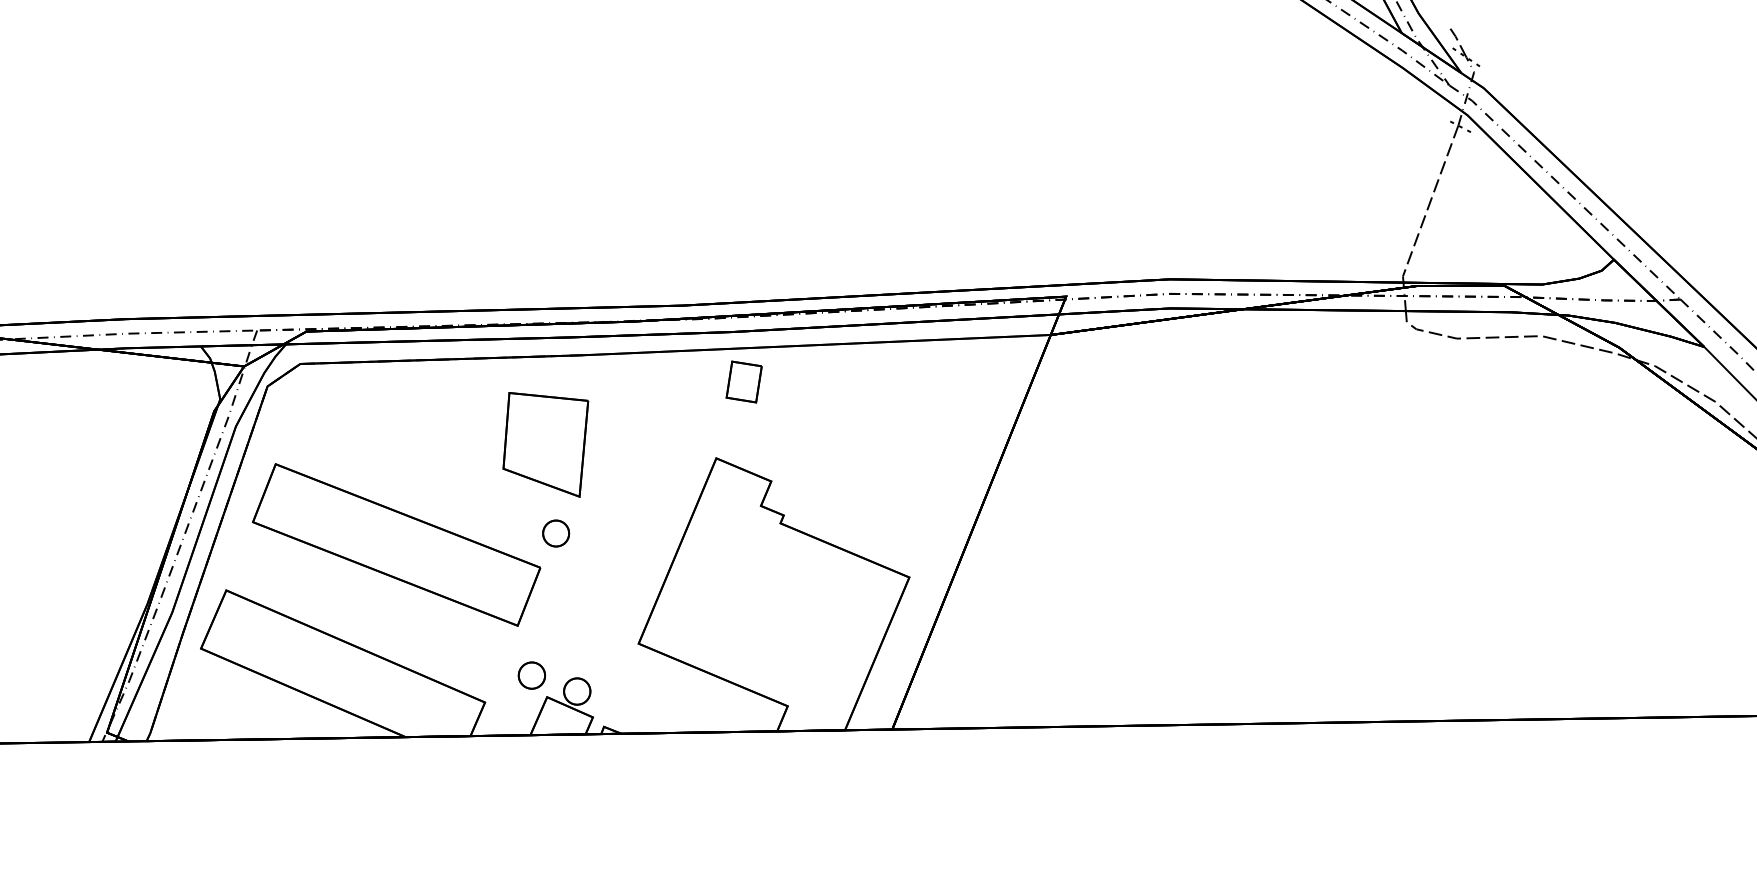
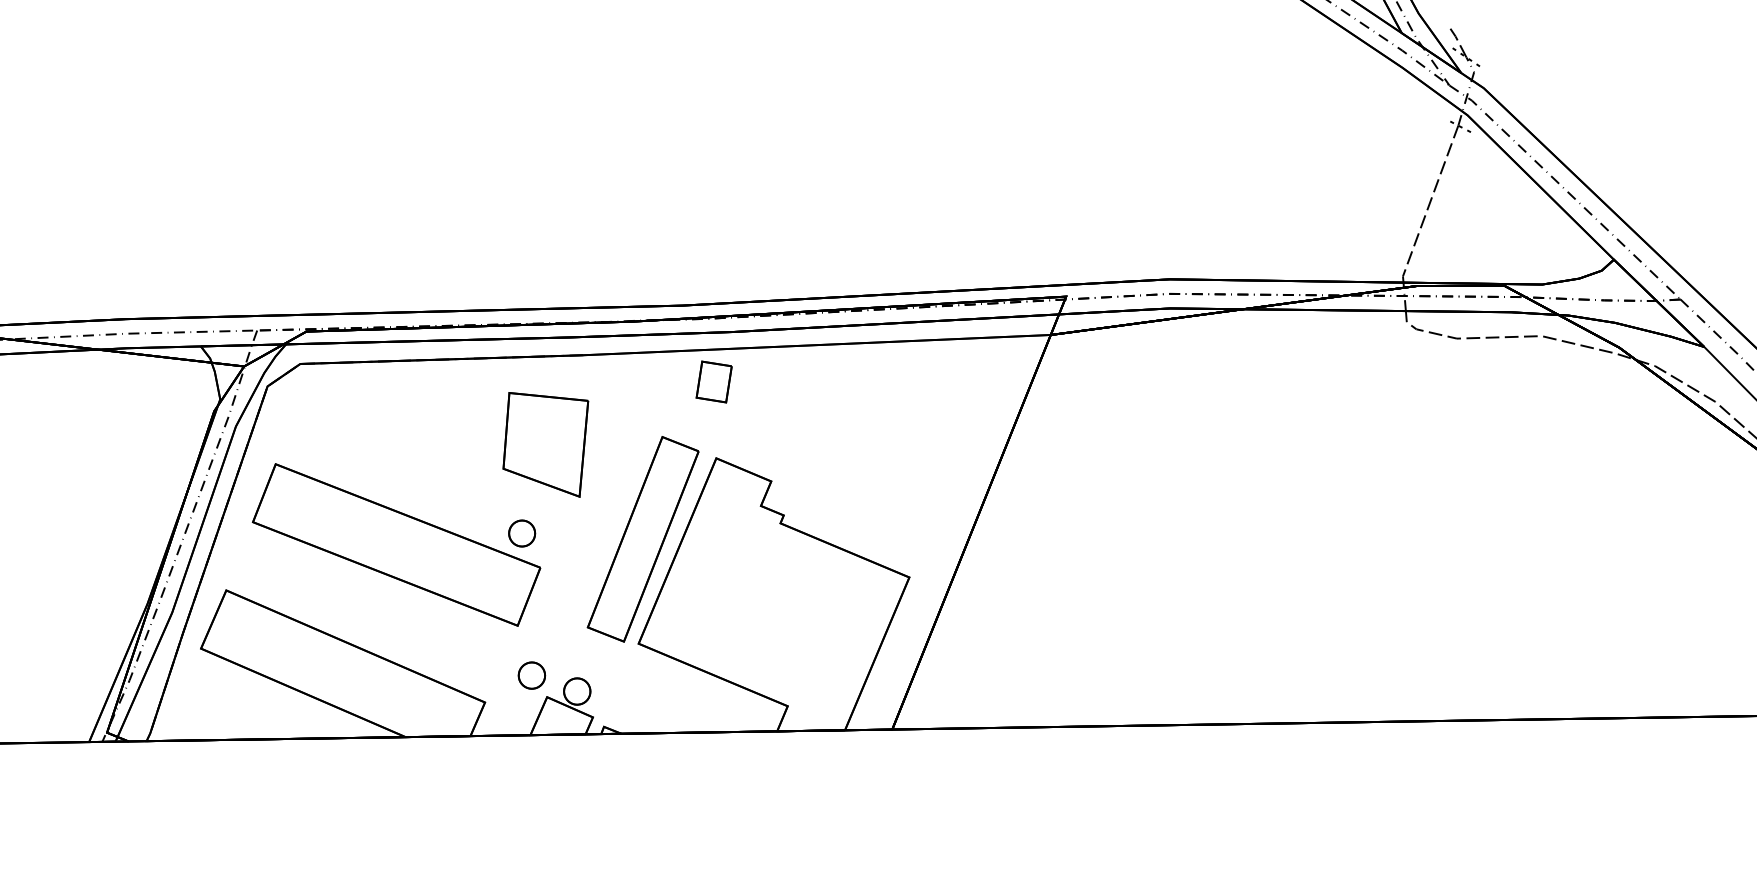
part position: (743, 381) -> (713, 381) (713, 381)
part position: (556, 533) -> (522, 533) (522, 533)
part: none -> present (642, 539)
